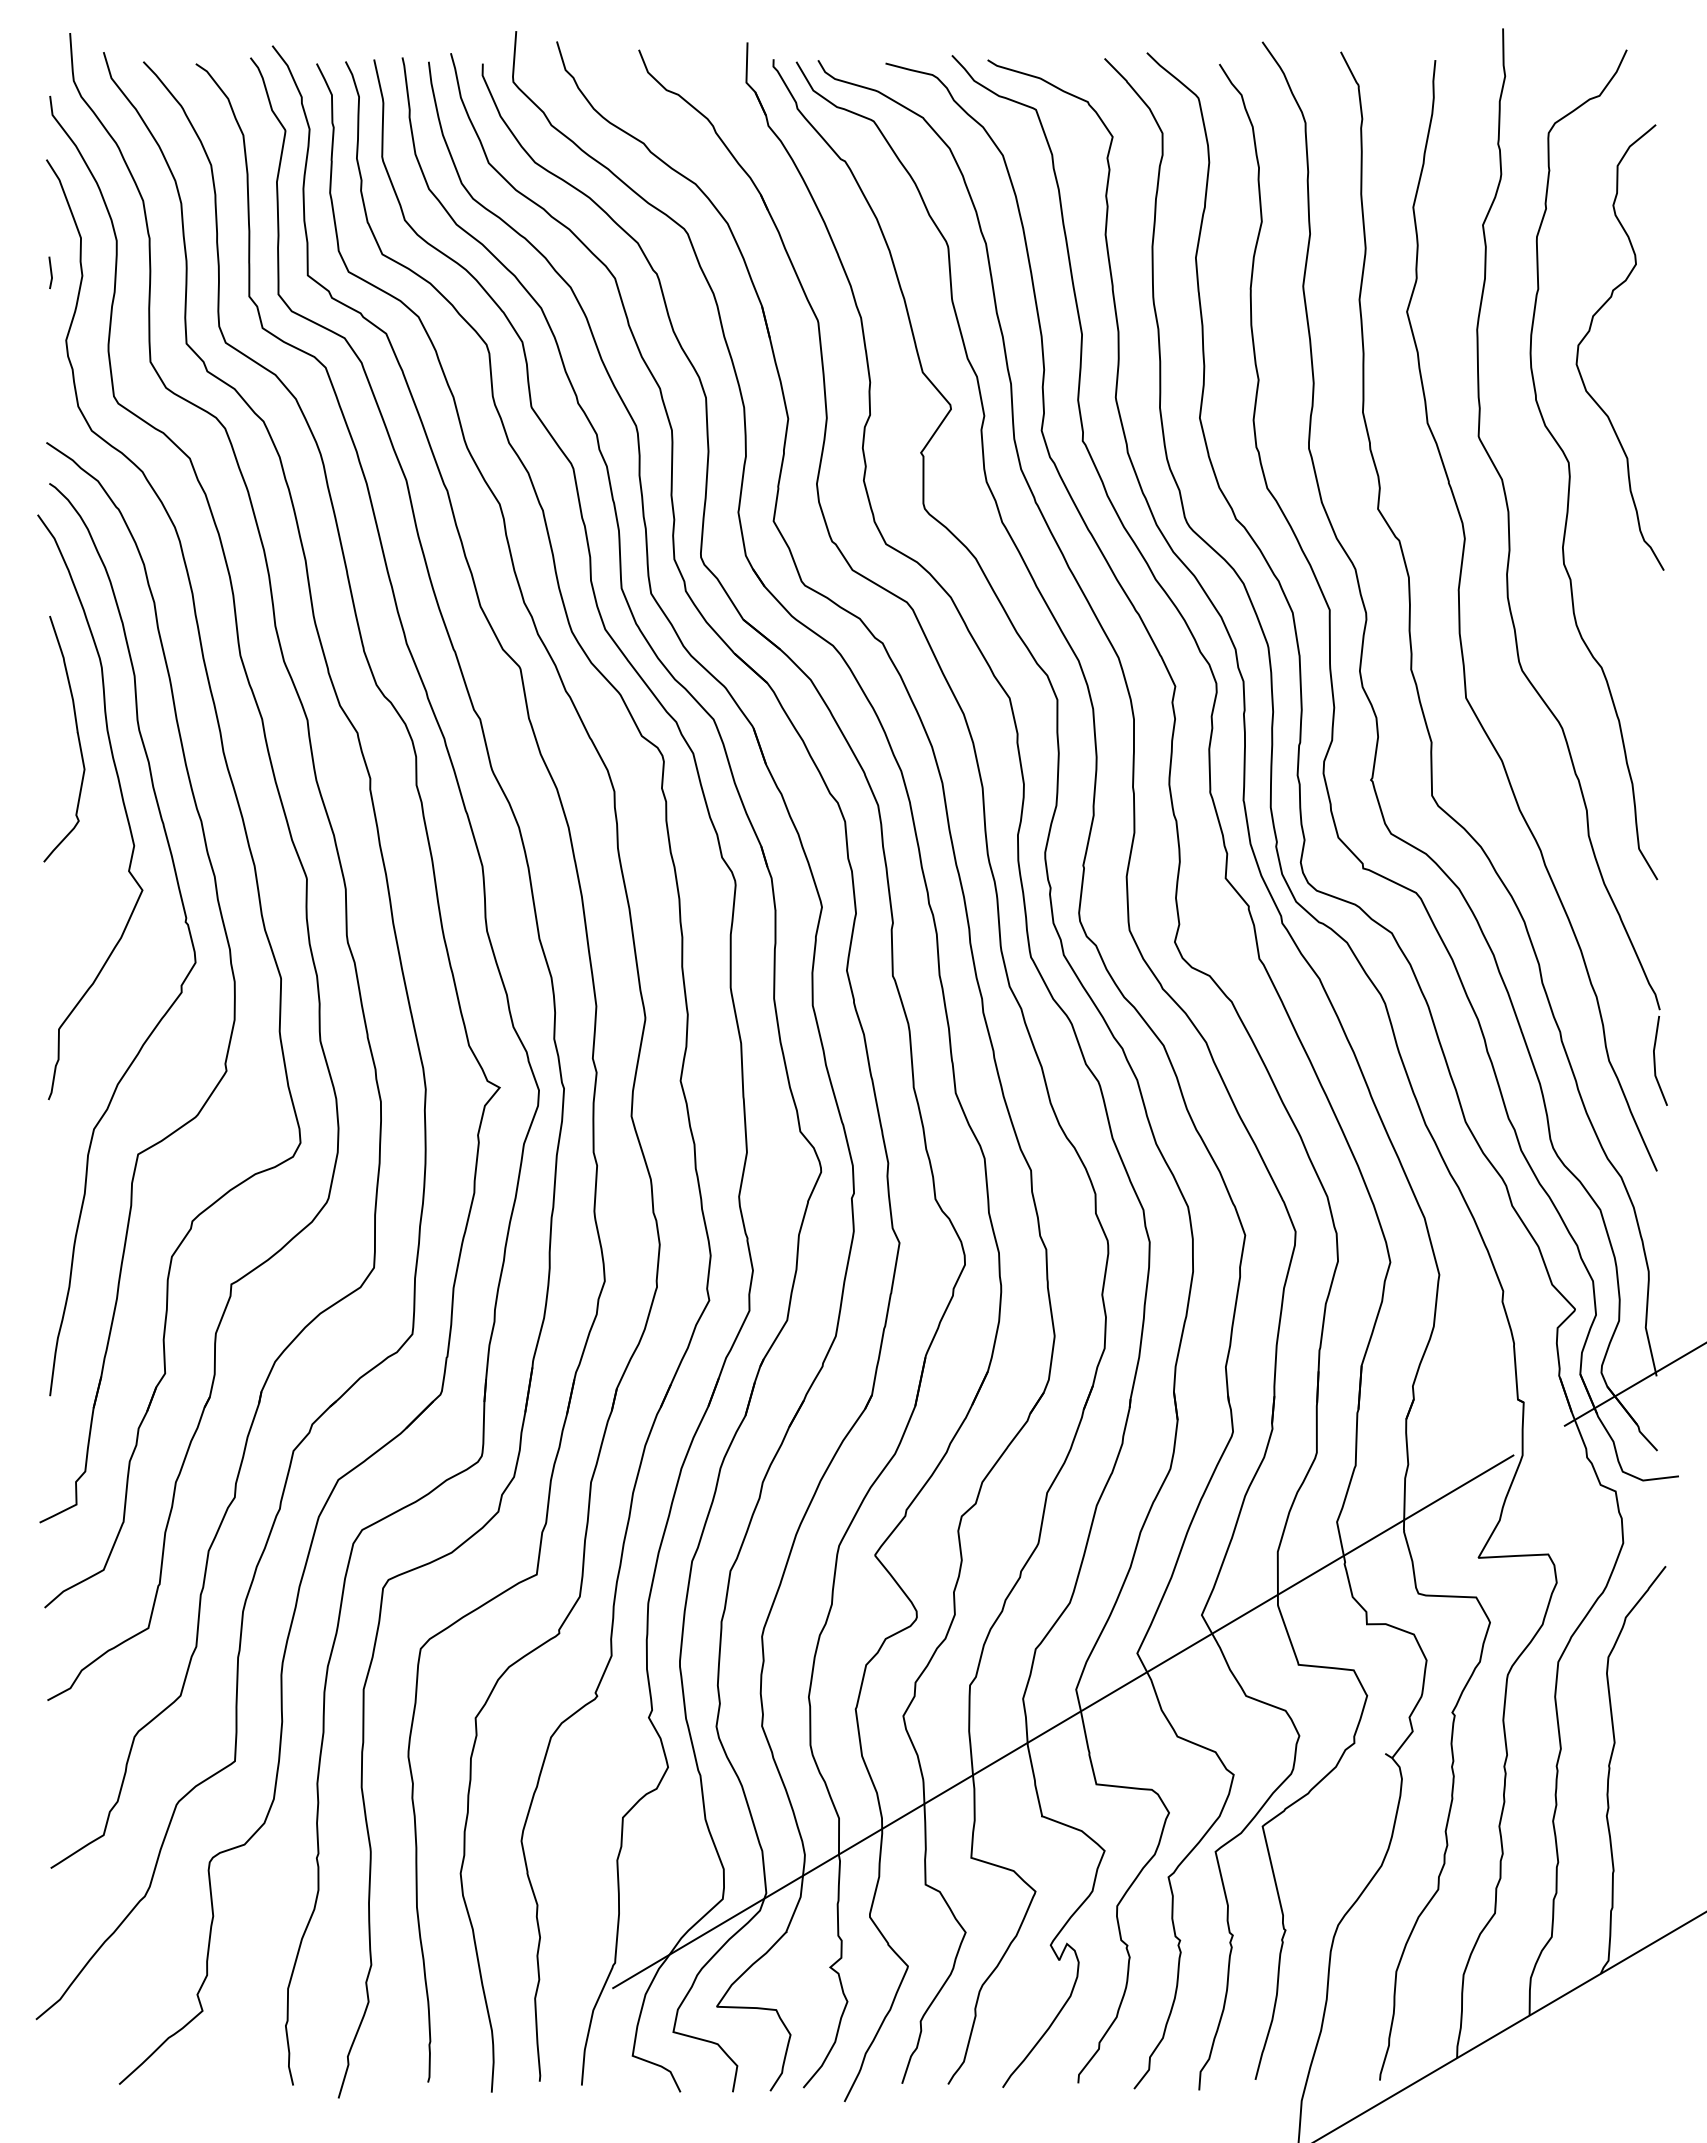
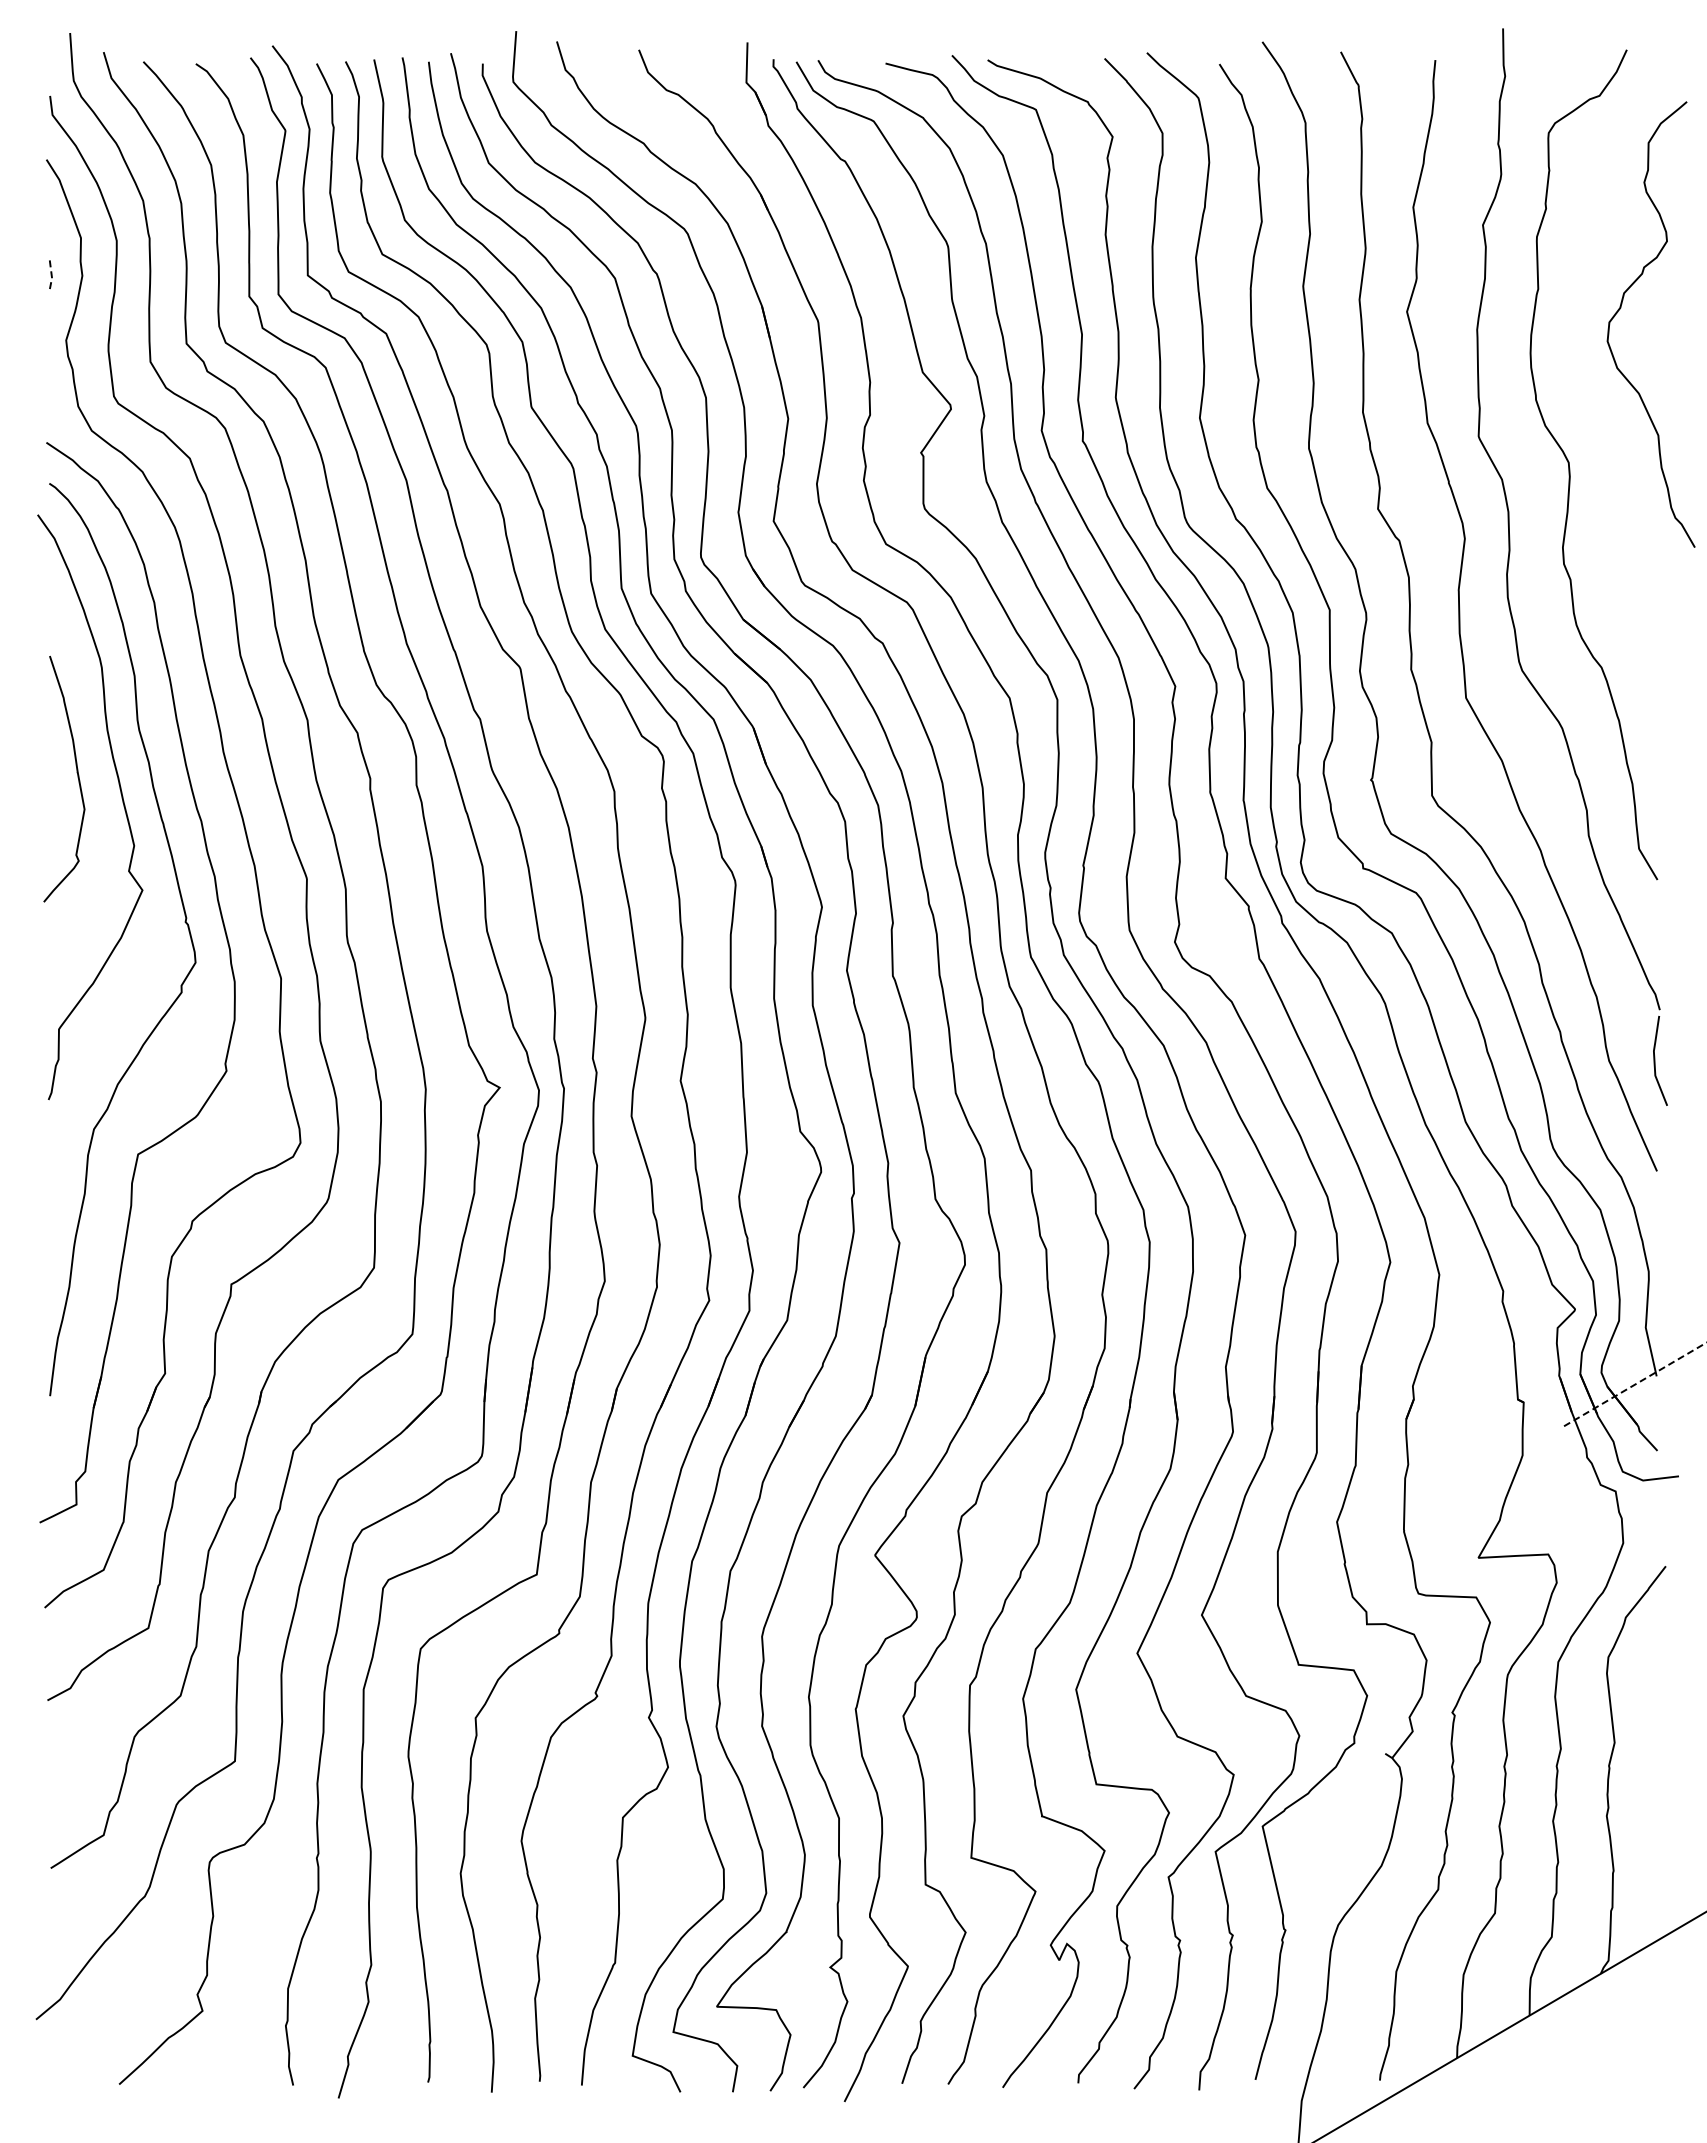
line: solid -> dashed (51, 273)
curve position: (1589, 332) -> (1620, 309) (1620, 309)
curve position: (77, 737) -> (77, 777) (77, 777)
line: solid -> dashed (1635, 1384)
line: present -> none (1063, 1721)
